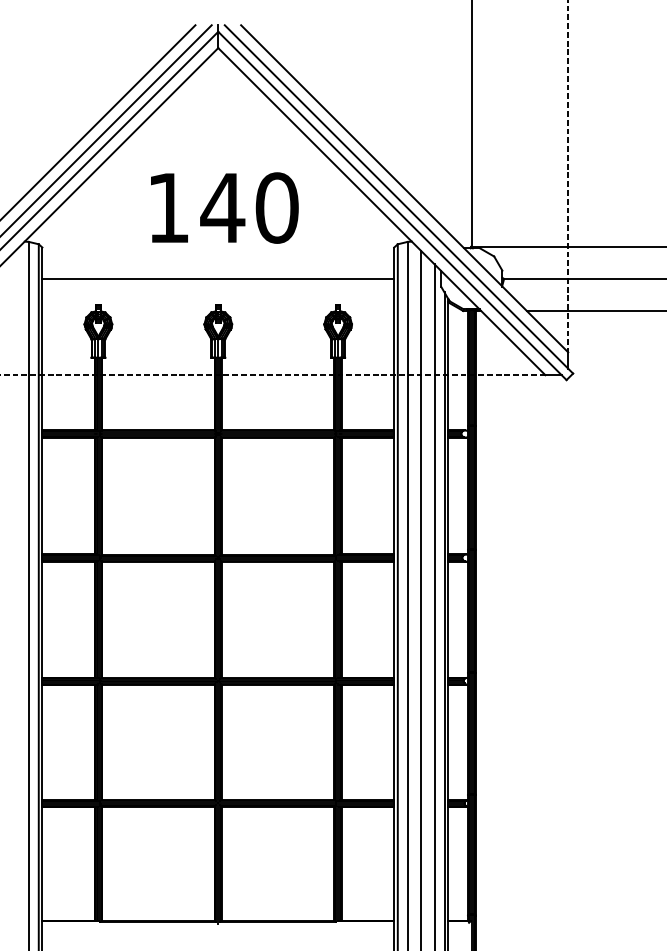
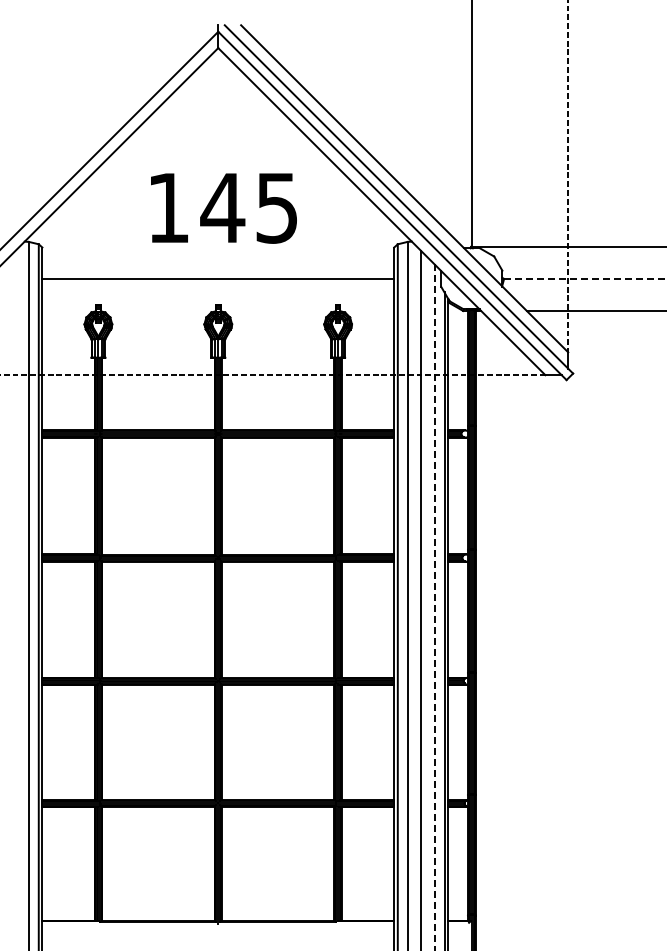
line: present -> none (98, 121)
line: present -> none (106, 129)
text: 140 -> 145 (276, 207)
line: solid -> dashed (585, 278)
line: solid -> dashed (434, 607)
